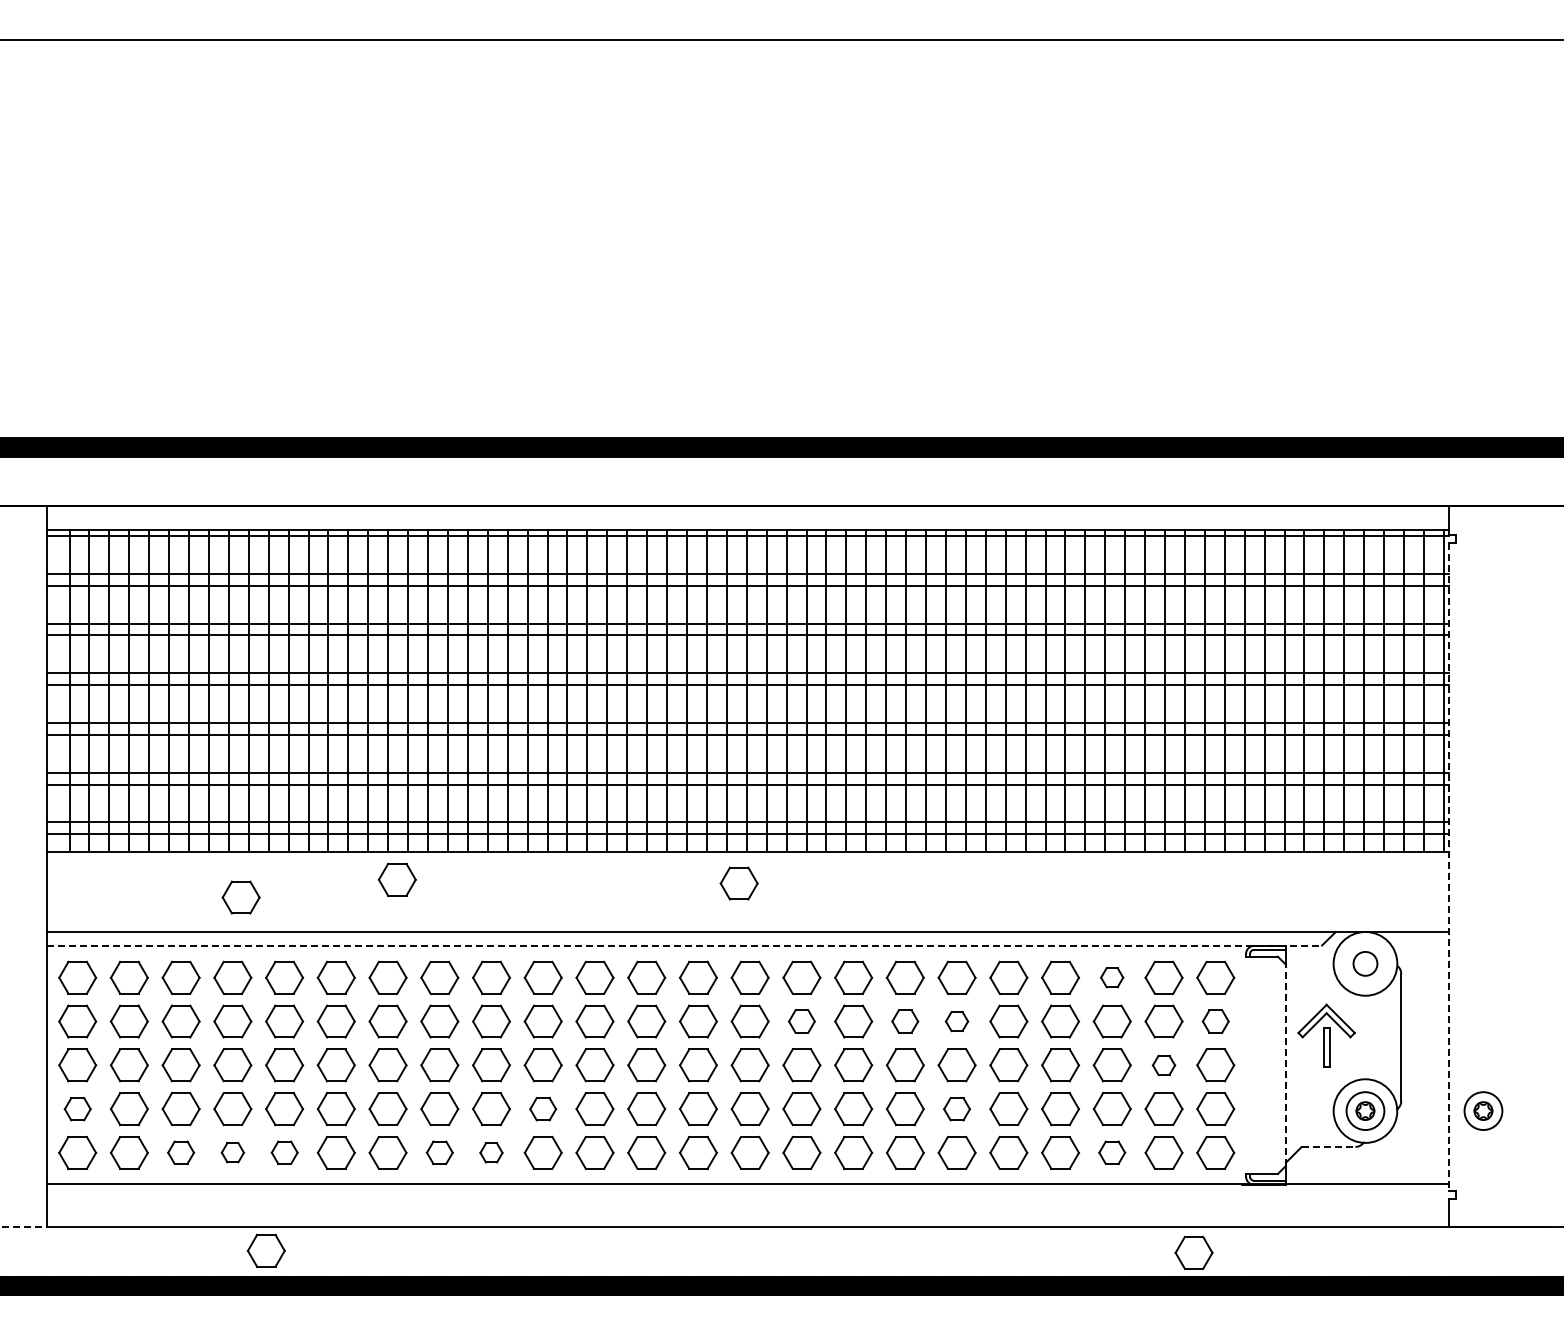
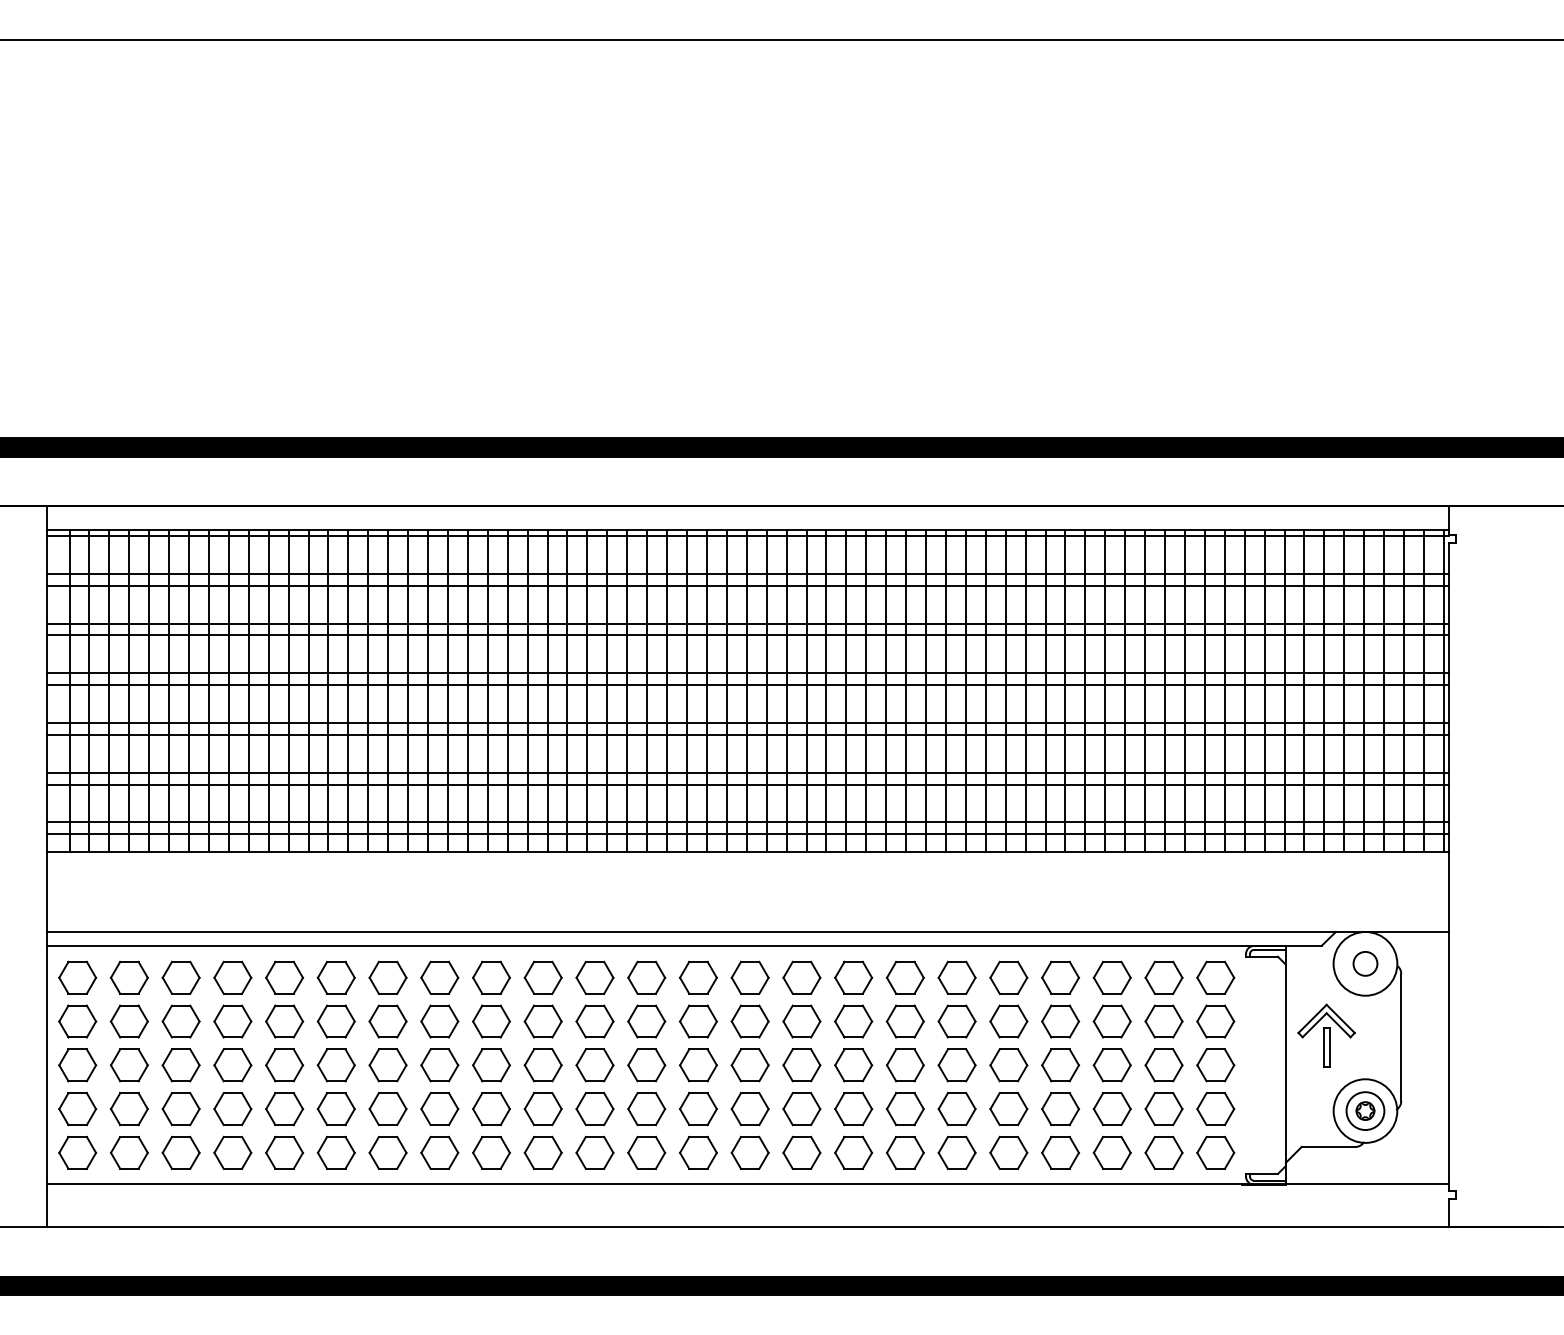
line: dashed -> solid (1449, 866)
part: present -> none (396, 879)
part: present -> none (738, 883)
part: present -> none (240, 897)
line: dashed -> solid (684, 945)
part size: 25x22 px -> 40x35 px (1111, 977)
part size: 29x25 px -> 40x35 px (801, 1021)
part size: 29x25 px -> 40x35 px (904, 1021)
part size: 26x22 px -> 40x35 px (956, 1021)
part size: 29x25 px -> 40x35 px (1215, 1021)
part size: 26x22 px -> 40x35 px (1163, 1065)
line: dashed -> solid (1285, 1065)
part size: 29x25 px -> 40x35 px (77, 1109)
part size: 29x25 px -> 40x35 px (542, 1109)
part size: 28x25 px -> 40x35 px (956, 1109)
part: present -> none (1483, 1110)
line: dashed -> solid (1328, 1146)
part size: 29x25 px -> 40x35 px (180, 1152)
part size: 25x22 px -> 40x35 px (232, 1152)
part size: 29x25 px -> 40x35 px (284, 1152)
part size: 29x25 px -> 40x35 px (439, 1152)
part size: 25x22 px -> 39x34 px (491, 1152)
part size: 29x25 px -> 40x35 px (1111, 1152)
line: dashed -> solid (24, 1227)
part: present -> none (265, 1250)
part: present -> none (1193, 1252)
